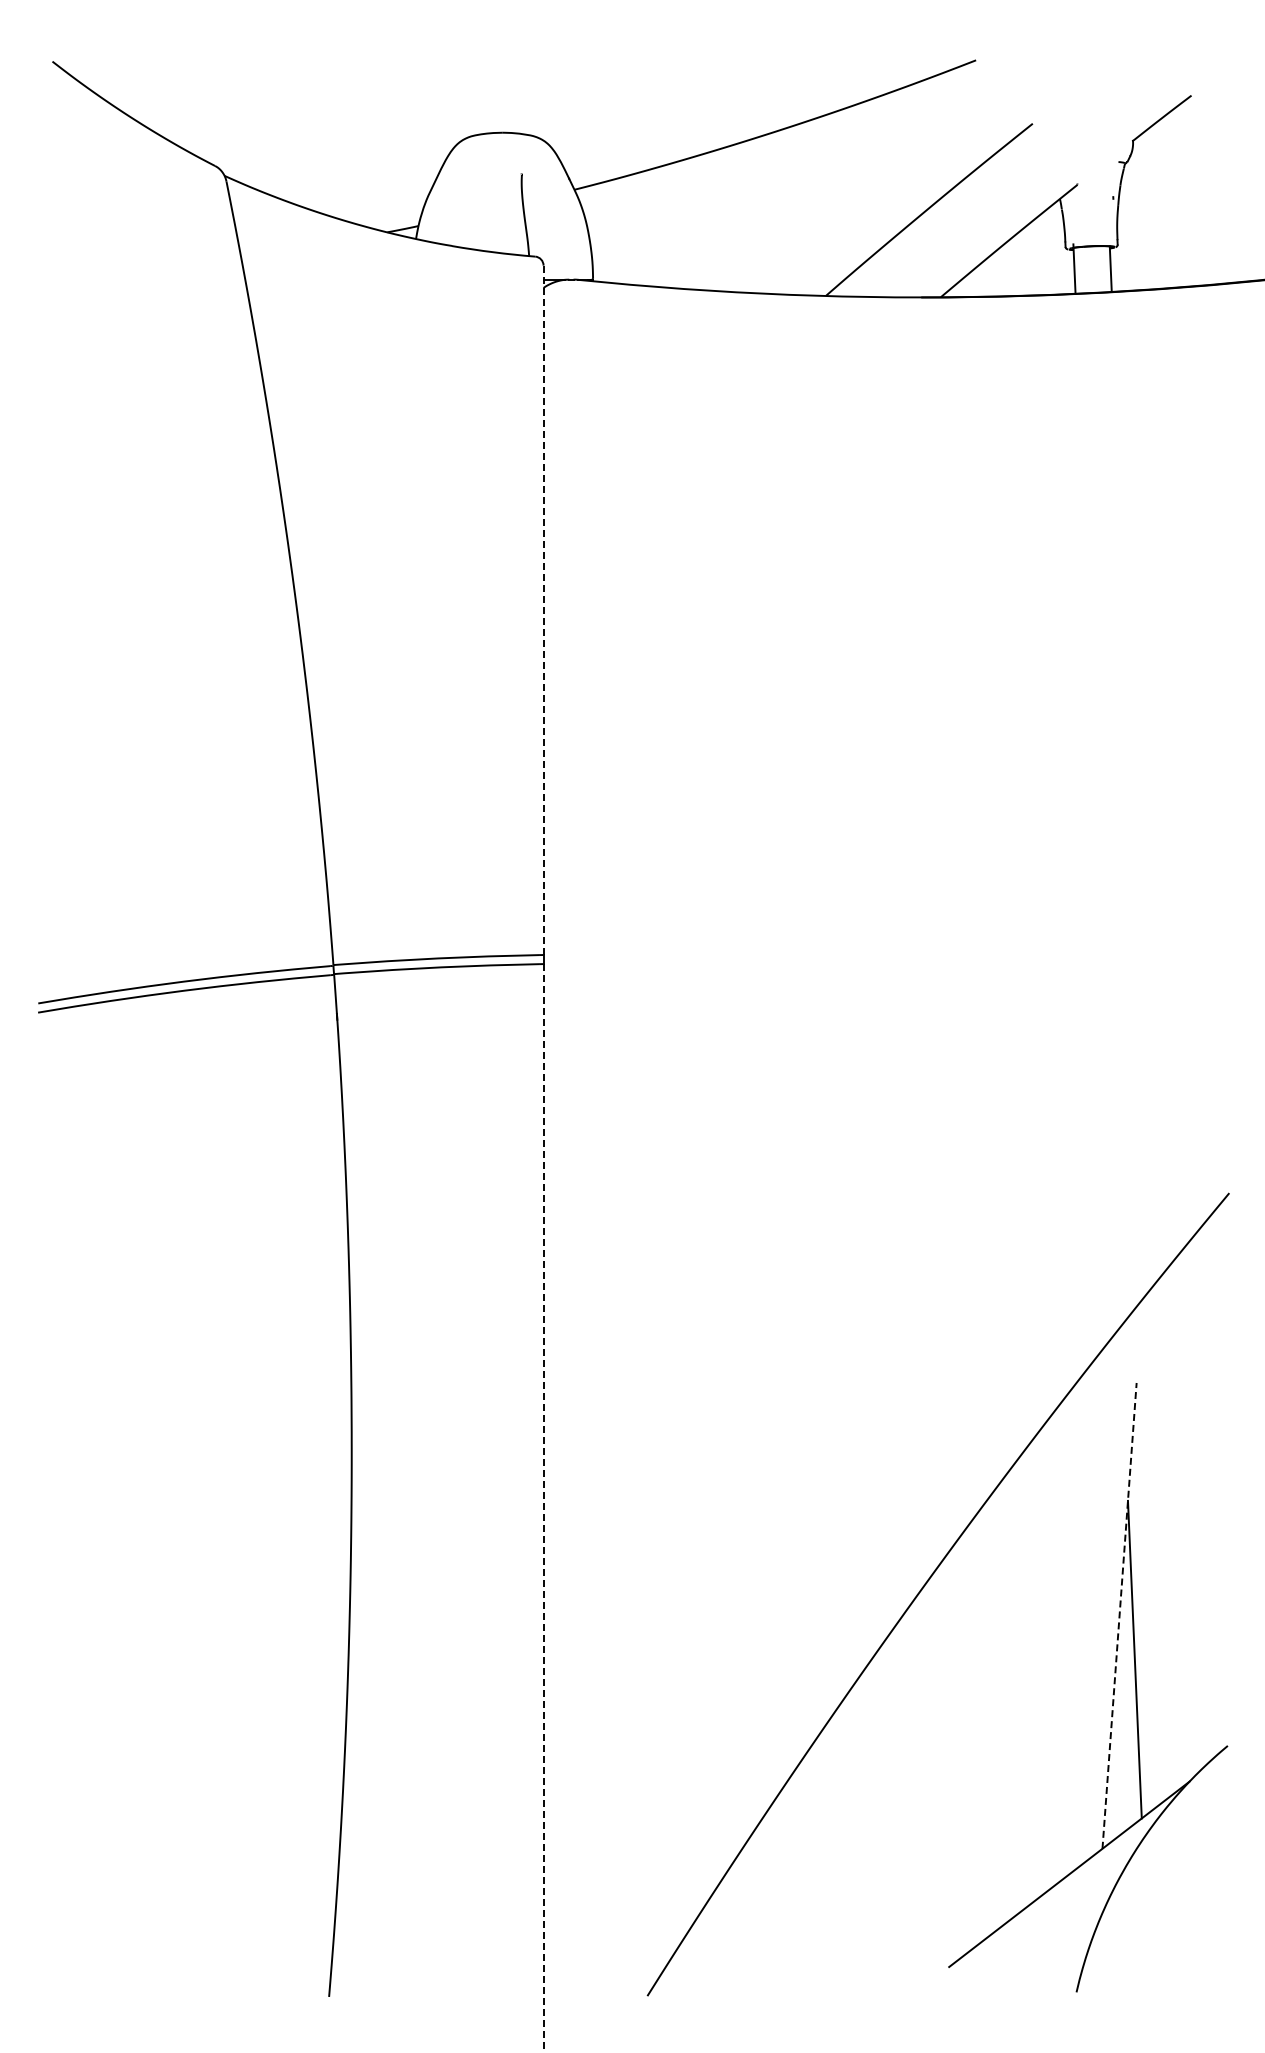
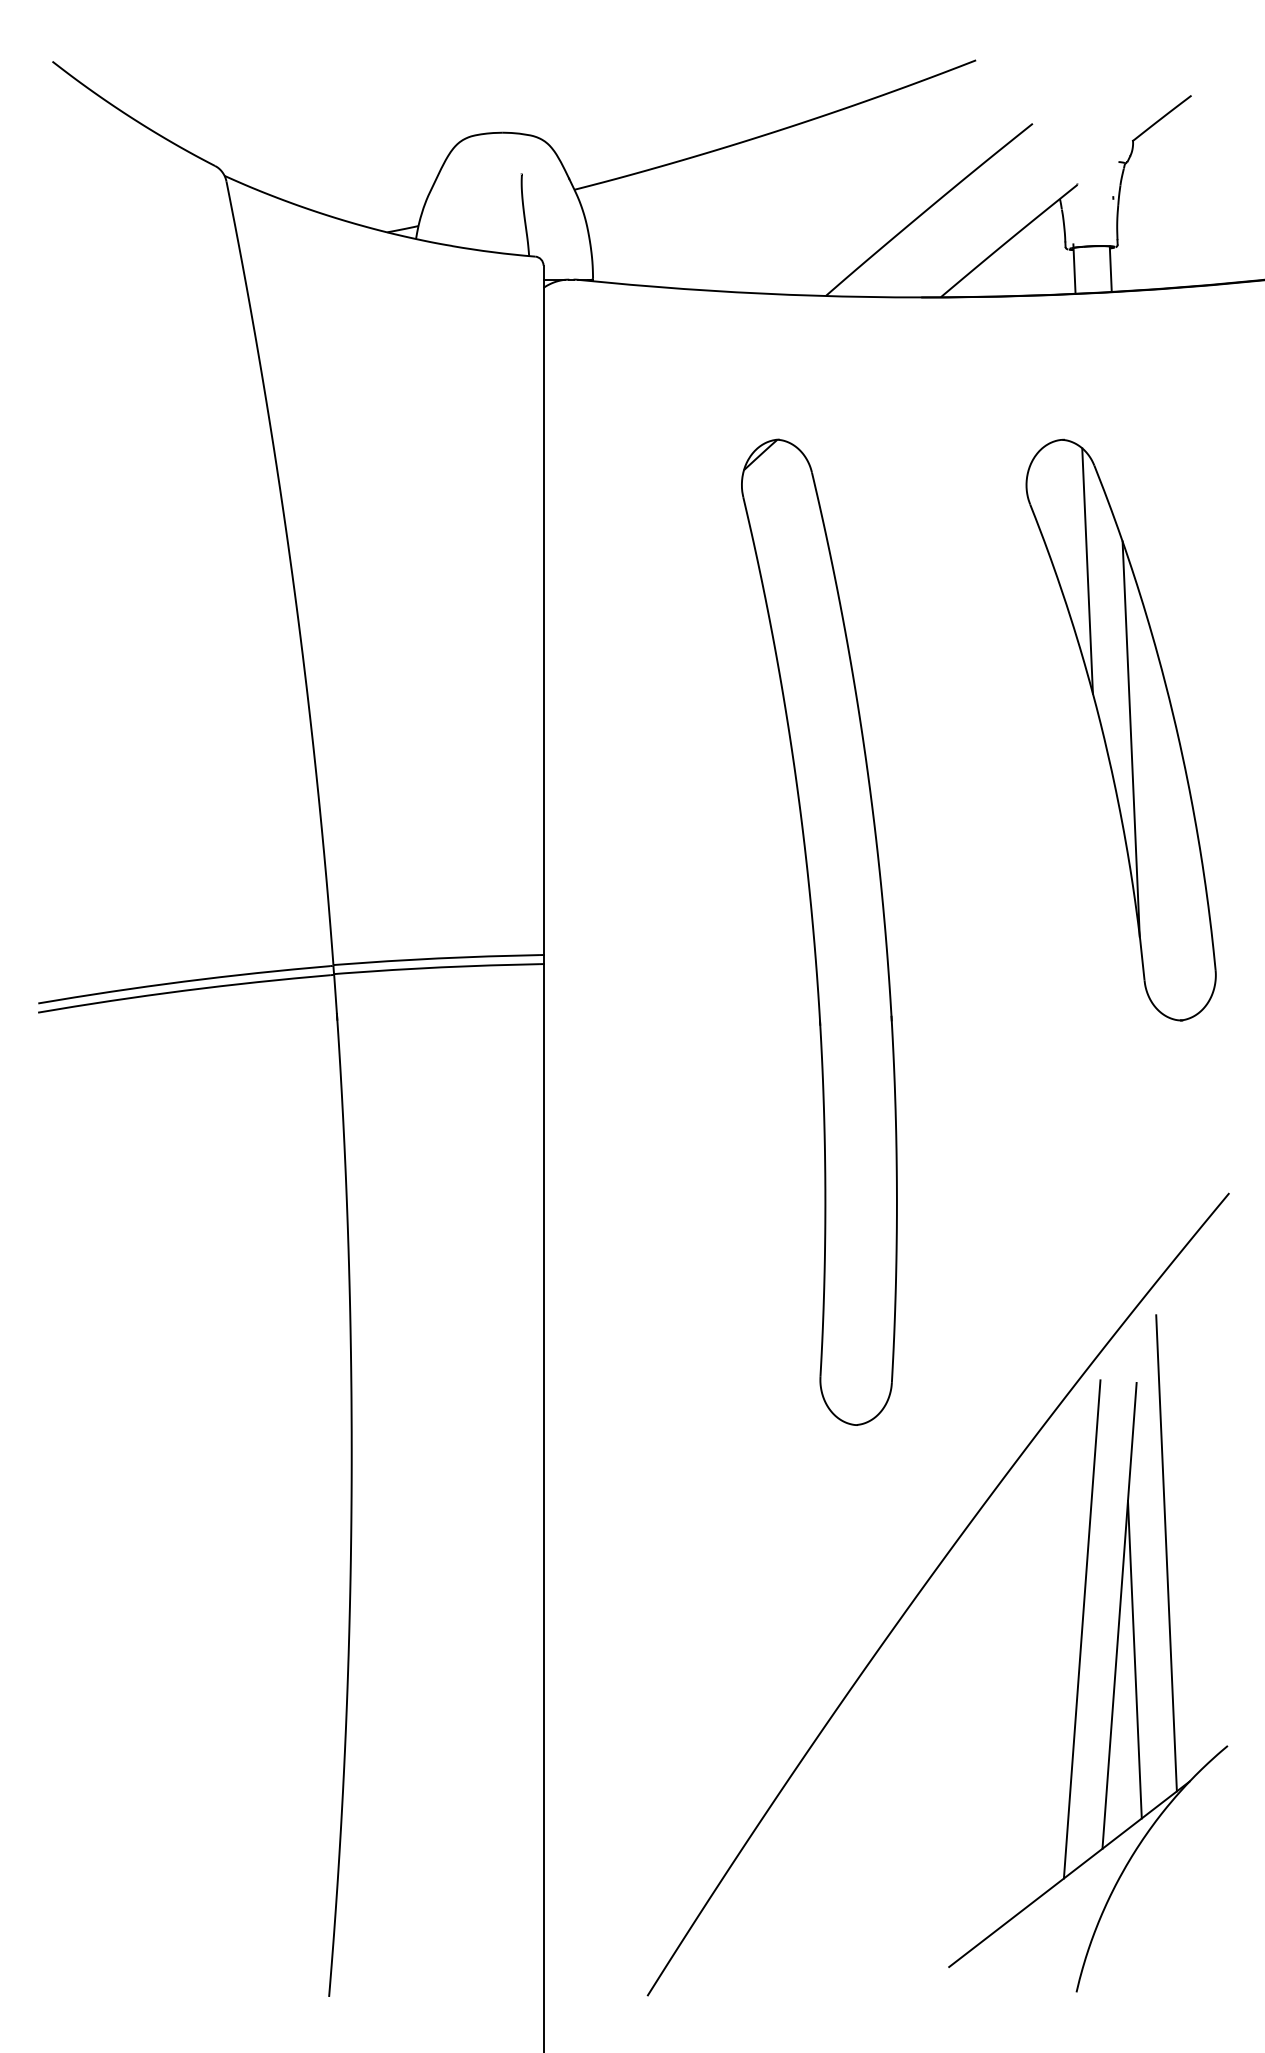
line: dashed -> solid (543, 610)
part: none -> present (1120, 729)
part: none -> present (819, 931)
line: dashed -> solid (543, 1507)
line: none -> present (1166, 1553)
line: dashed -> solid (1119, 1615)
line: none -> present (1081, 1629)
